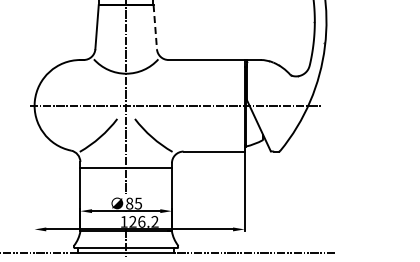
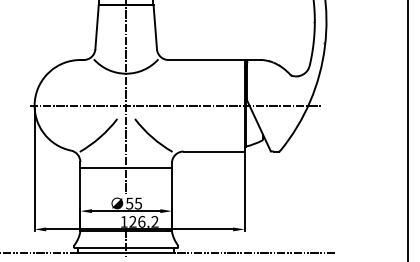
line: dashed -> solid (155, 27)
line: none -> present (408, 130)
line: none -> present (34, 168)
text: 85 -> 55 (129, 203)
